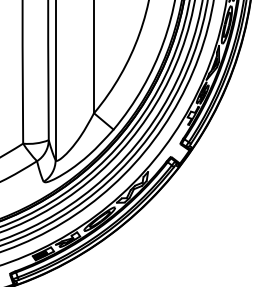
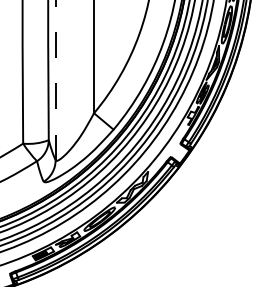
line: solid -> dashed (55, 80)
